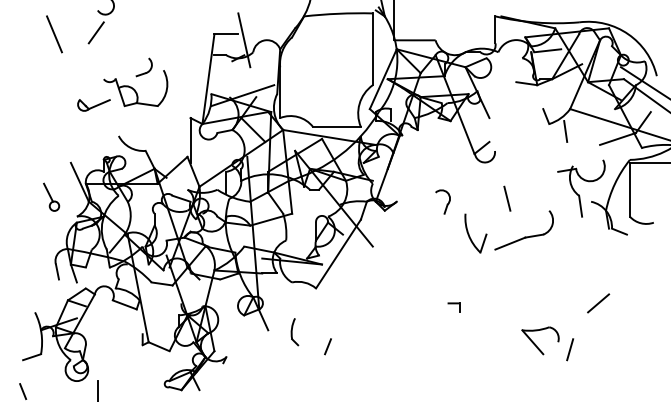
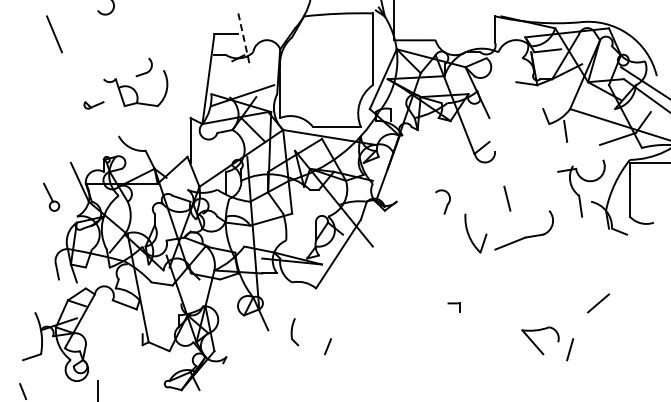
line: present -> none (95, 32)
line: solid -> dashed (244, 40)
part size: 34x13 px -> 22x9 px (93, 105)
